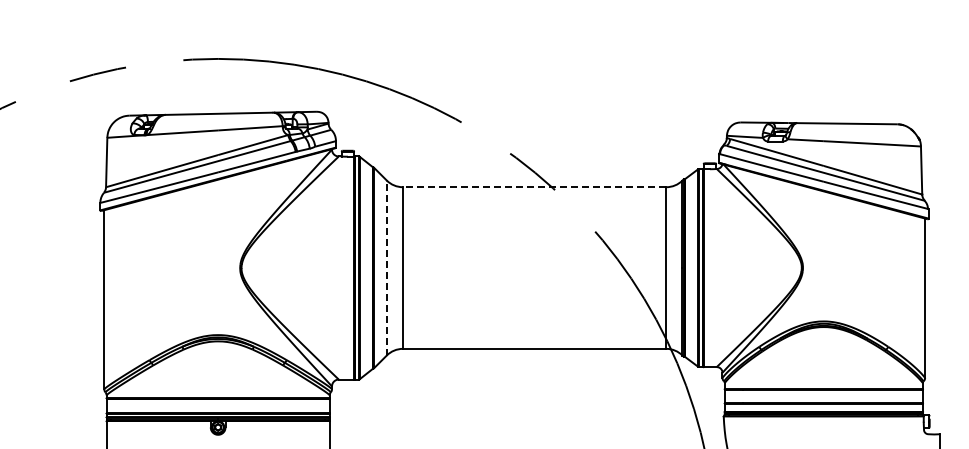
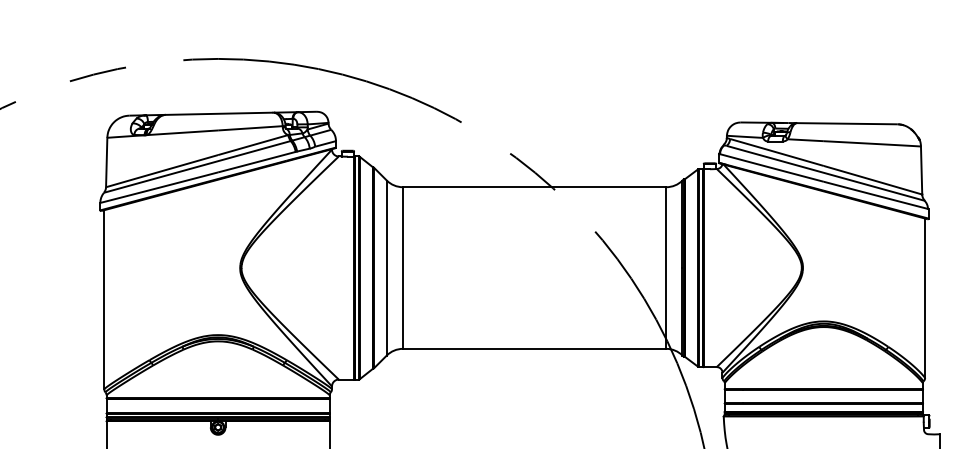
line: dashed -> solid (534, 187)
line: dashed -> solid (386, 267)
